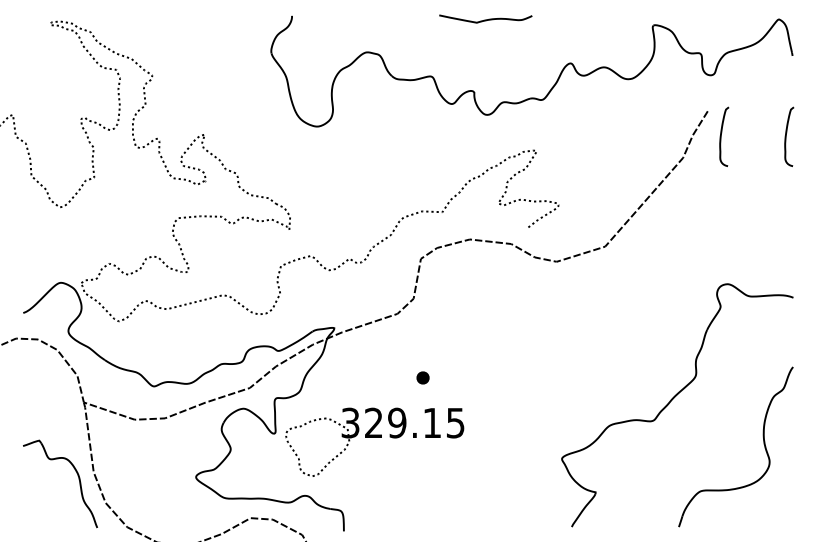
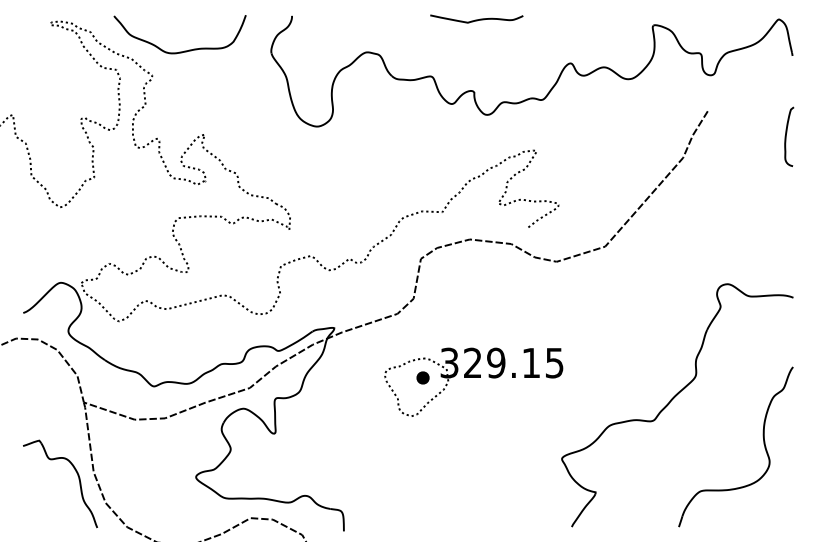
curve position: (485, 19) -> (476, 19) (476, 19)
curve: none -> present (184, 50)
curve: present -> none (721, 136)
part position: (374, 441) -> (473, 381) (473, 381)
